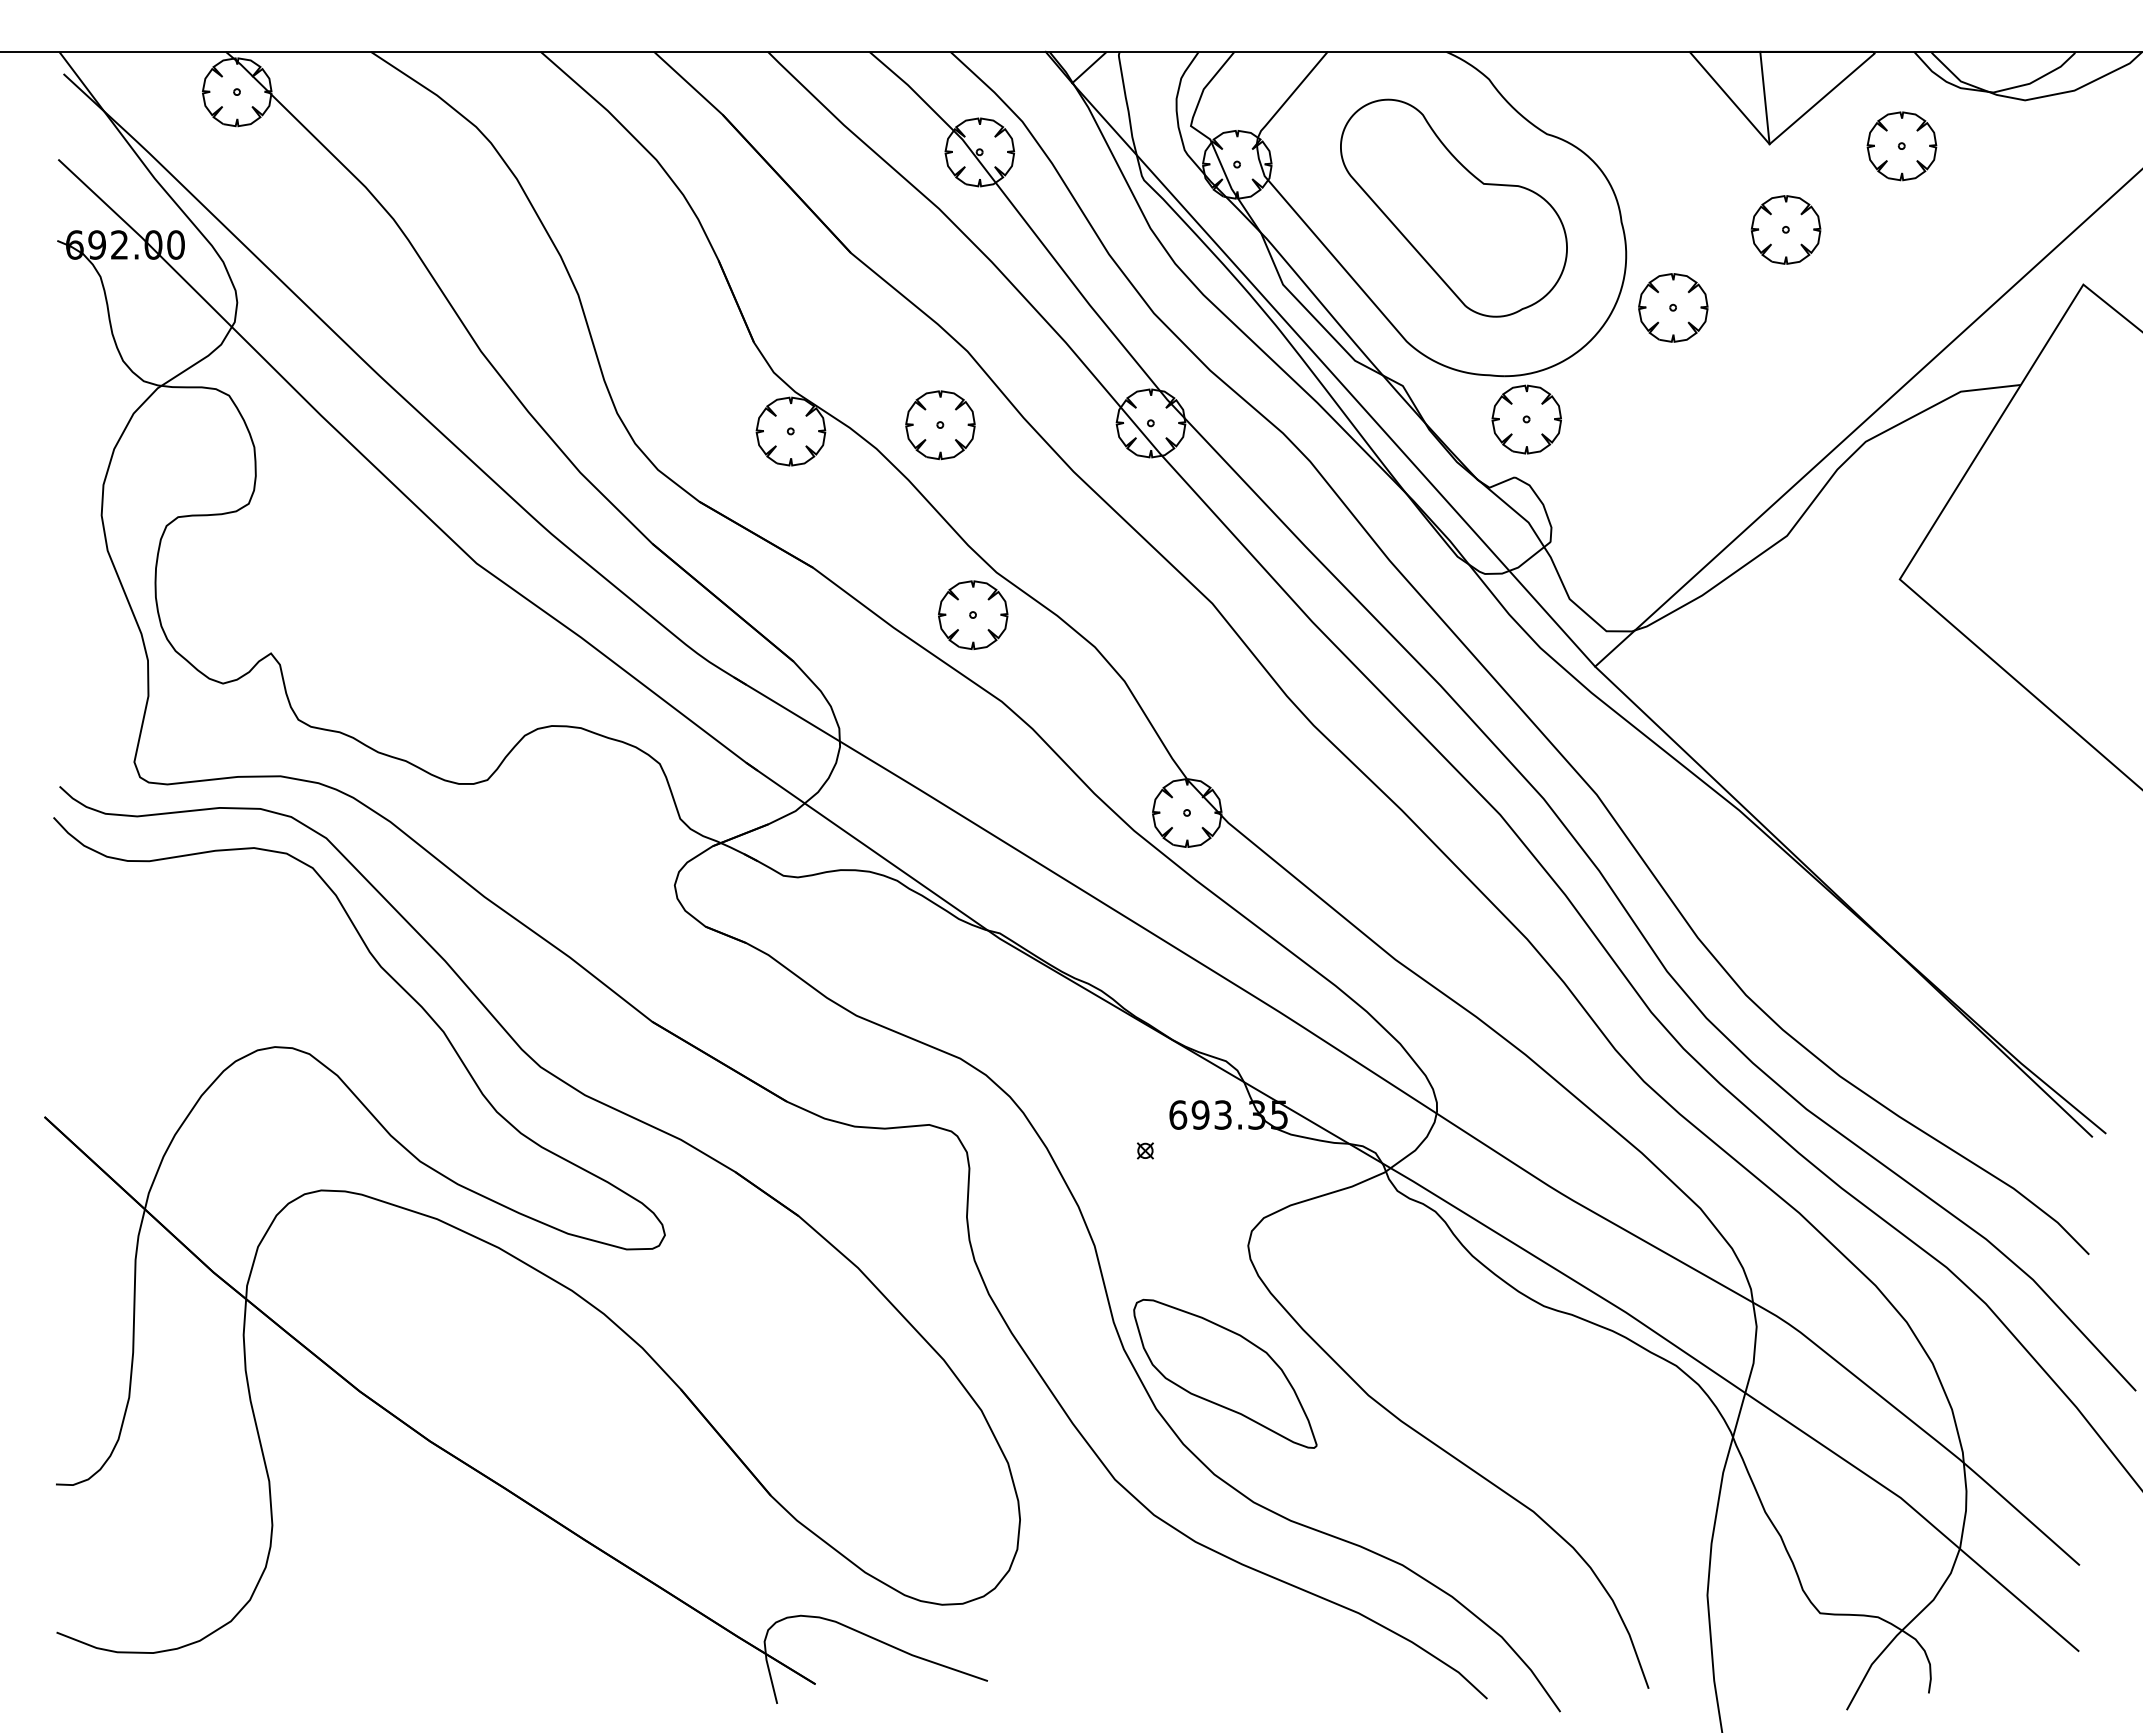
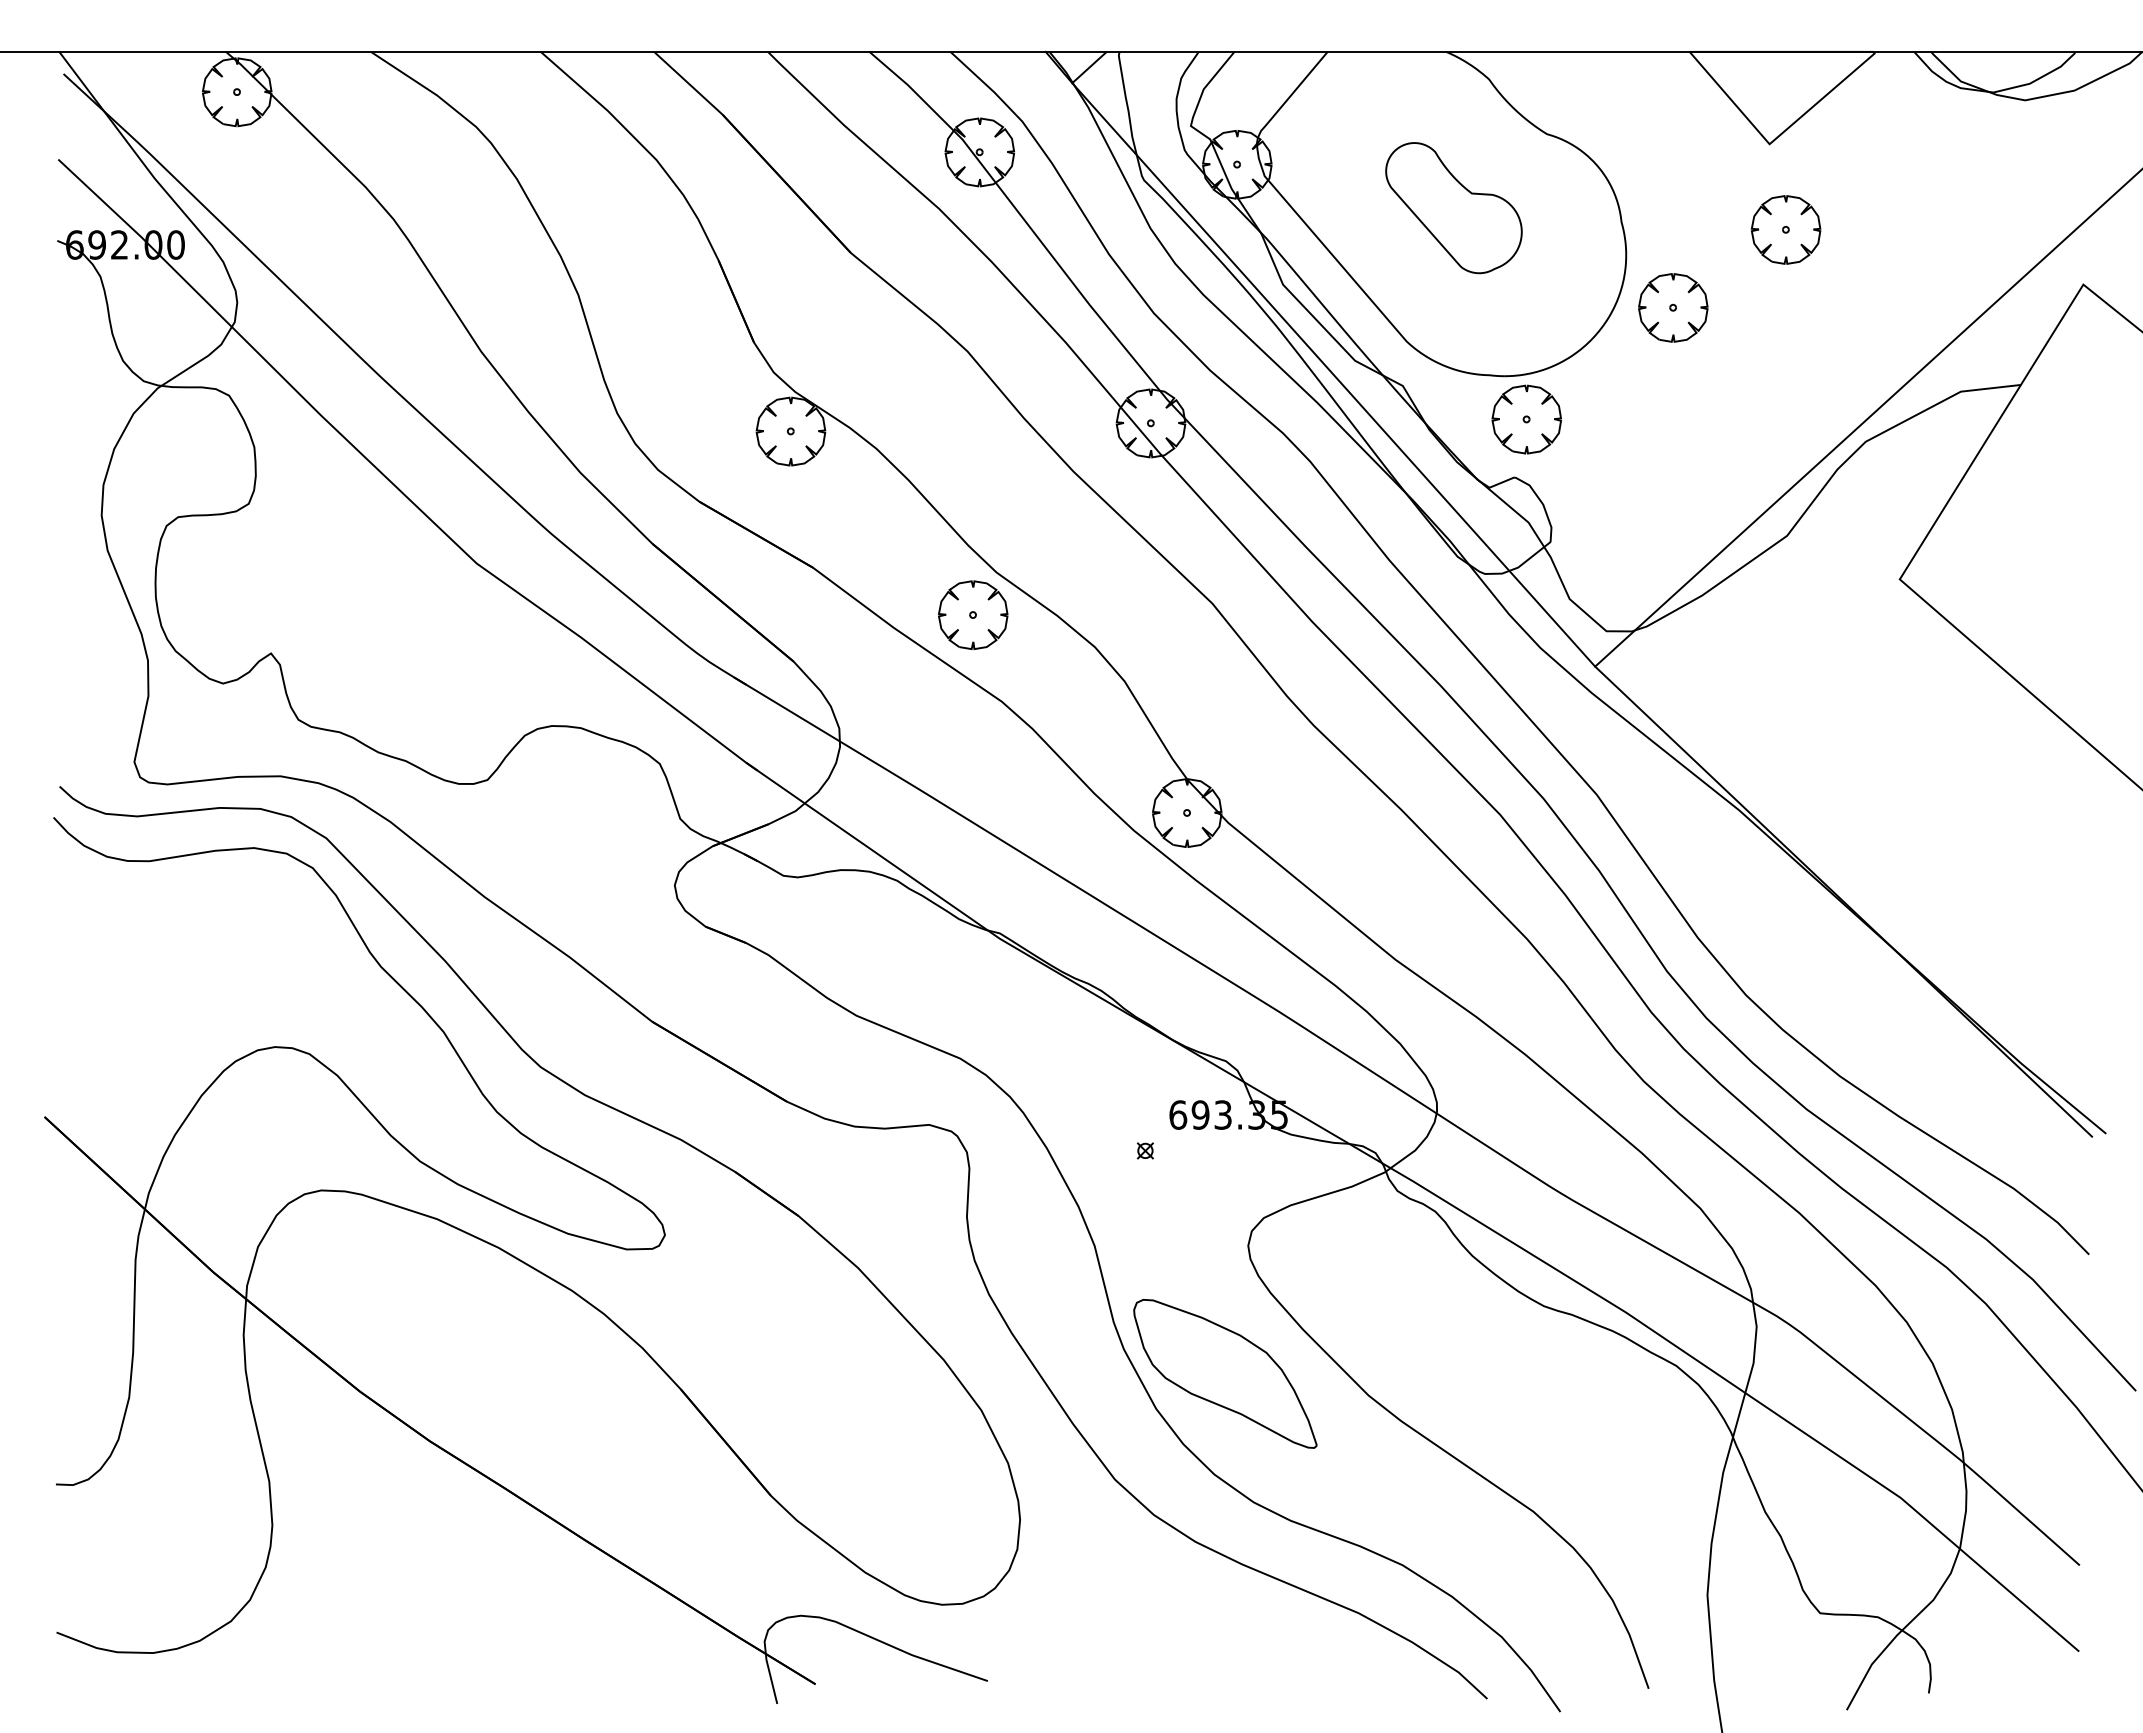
line: present -> none (1764, 97)
part: present -> none (1901, 146)
part size: 228x220 px -> 138x133 px (1453, 208)
part: present -> none (940, 425)
